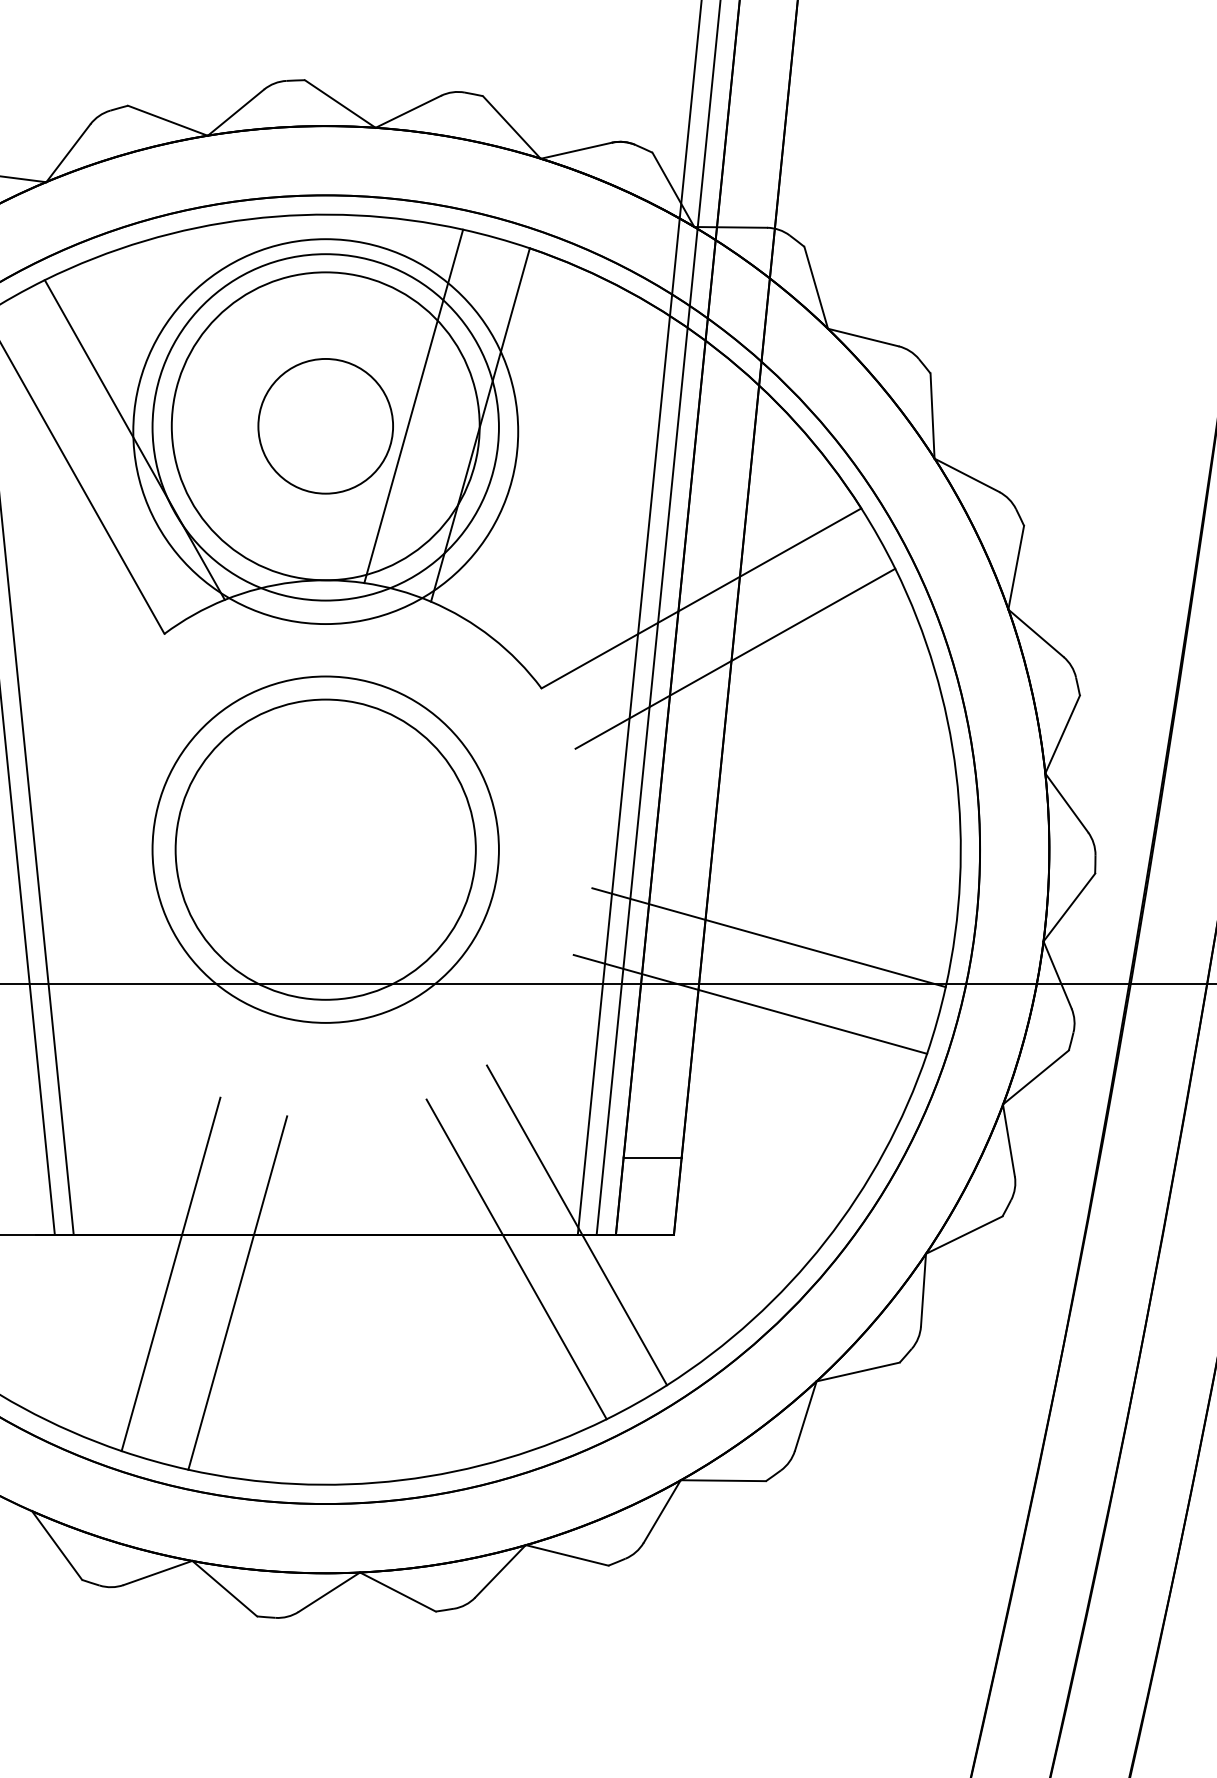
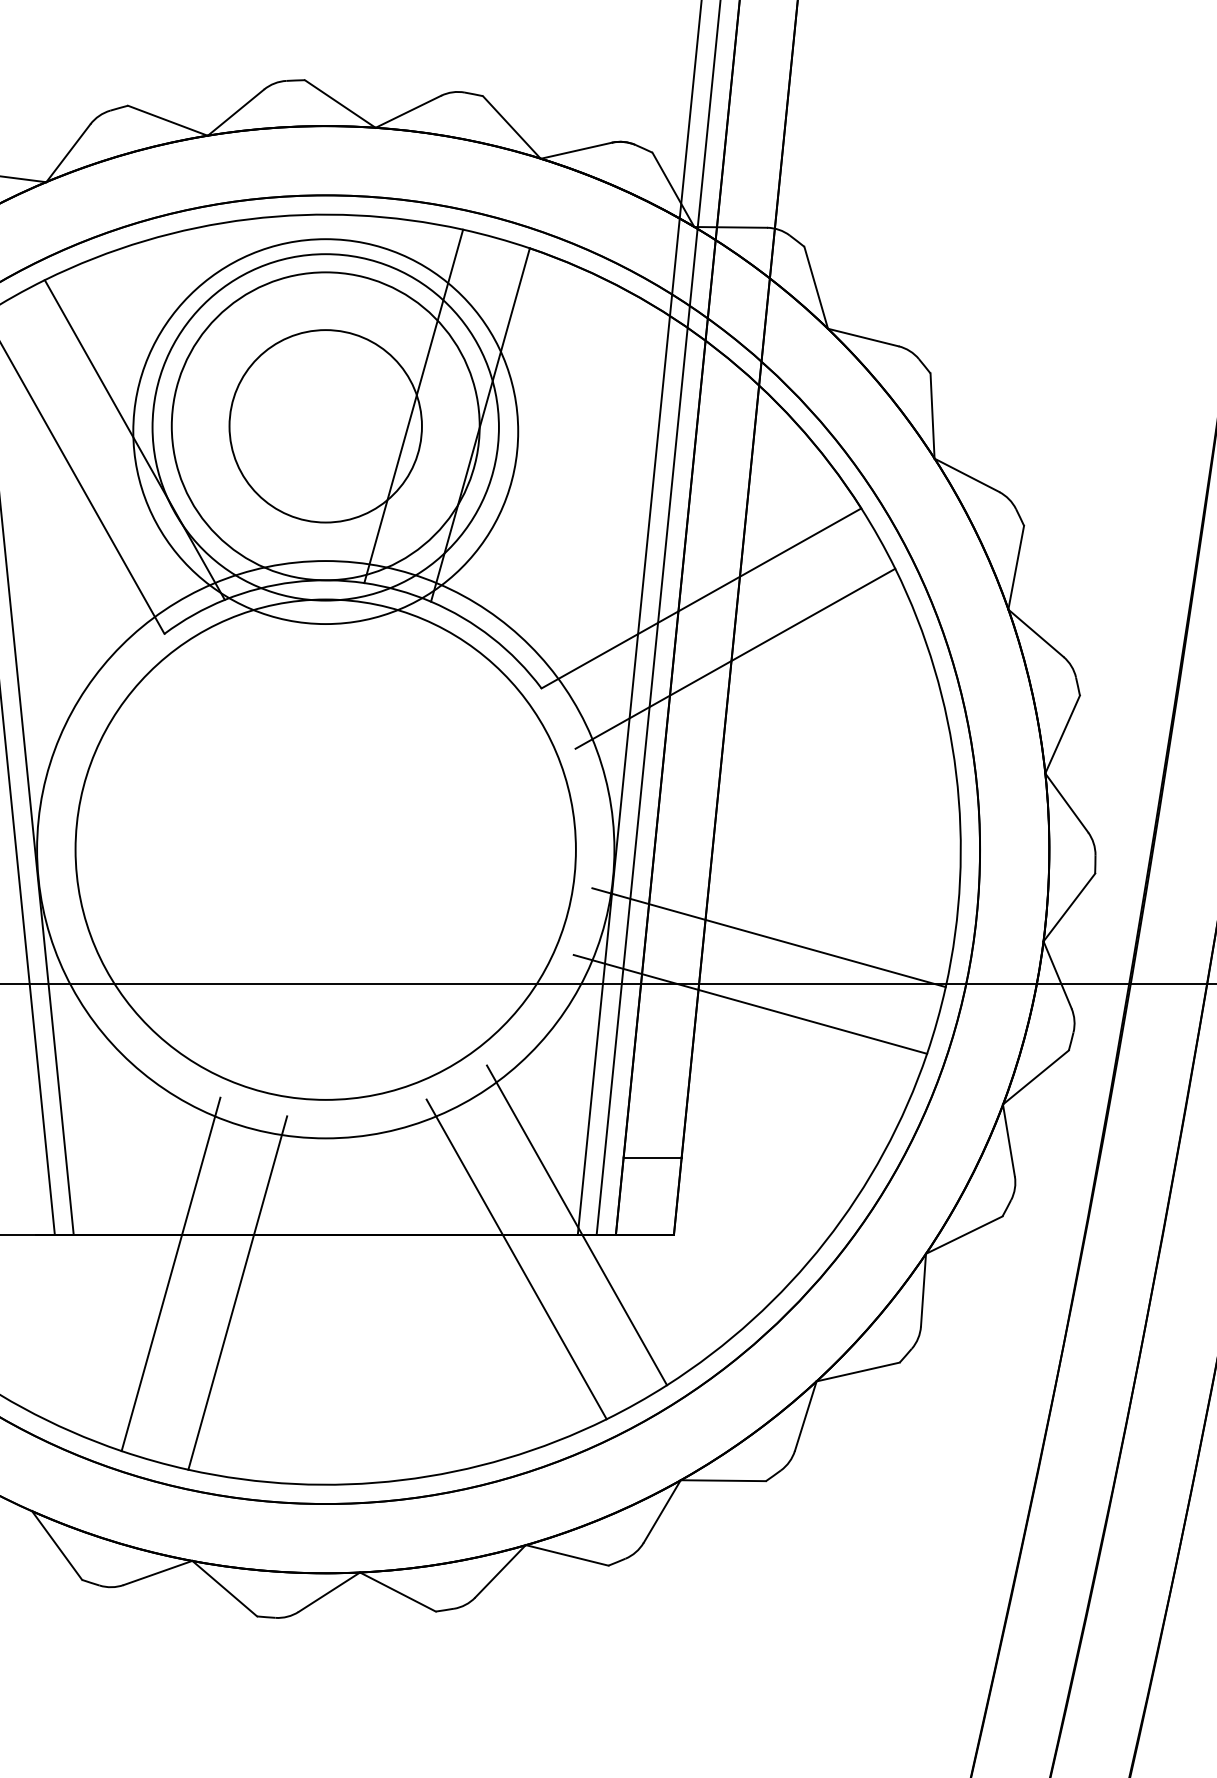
circle diameter: 135 px -> 192 px (325, 426)
circle diameter: 300 px -> 500 px (325, 849)
circle diameter: 346 px -> 577 px (325, 849)
